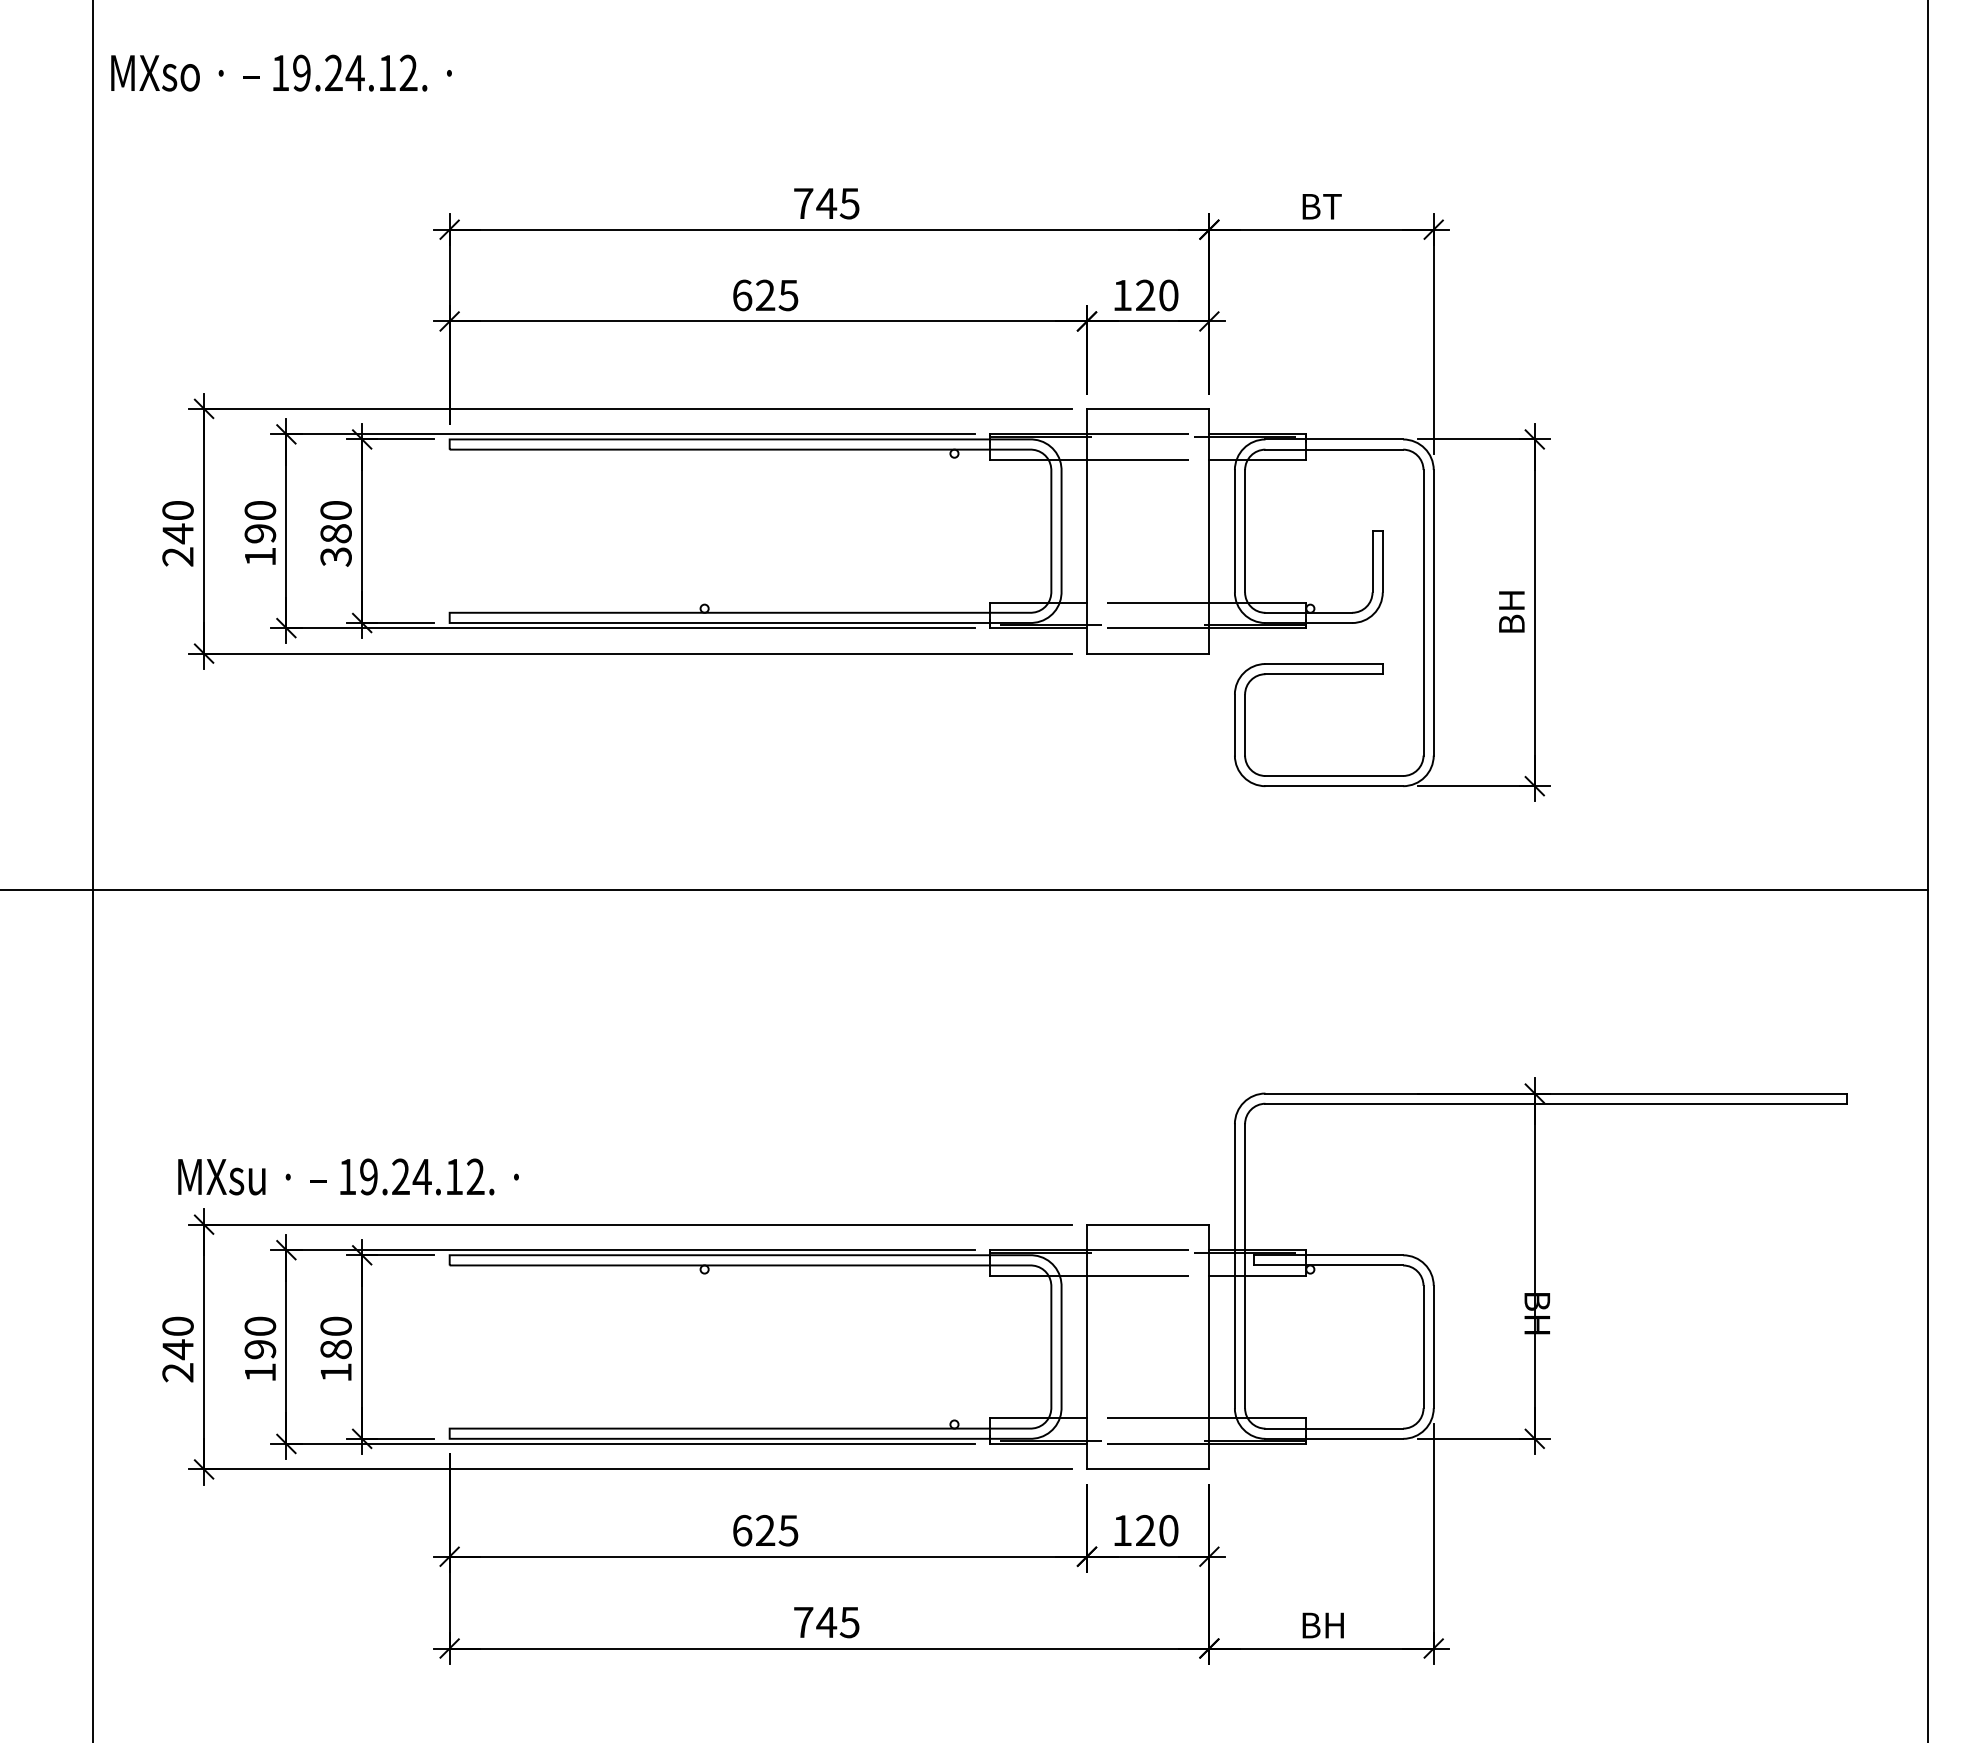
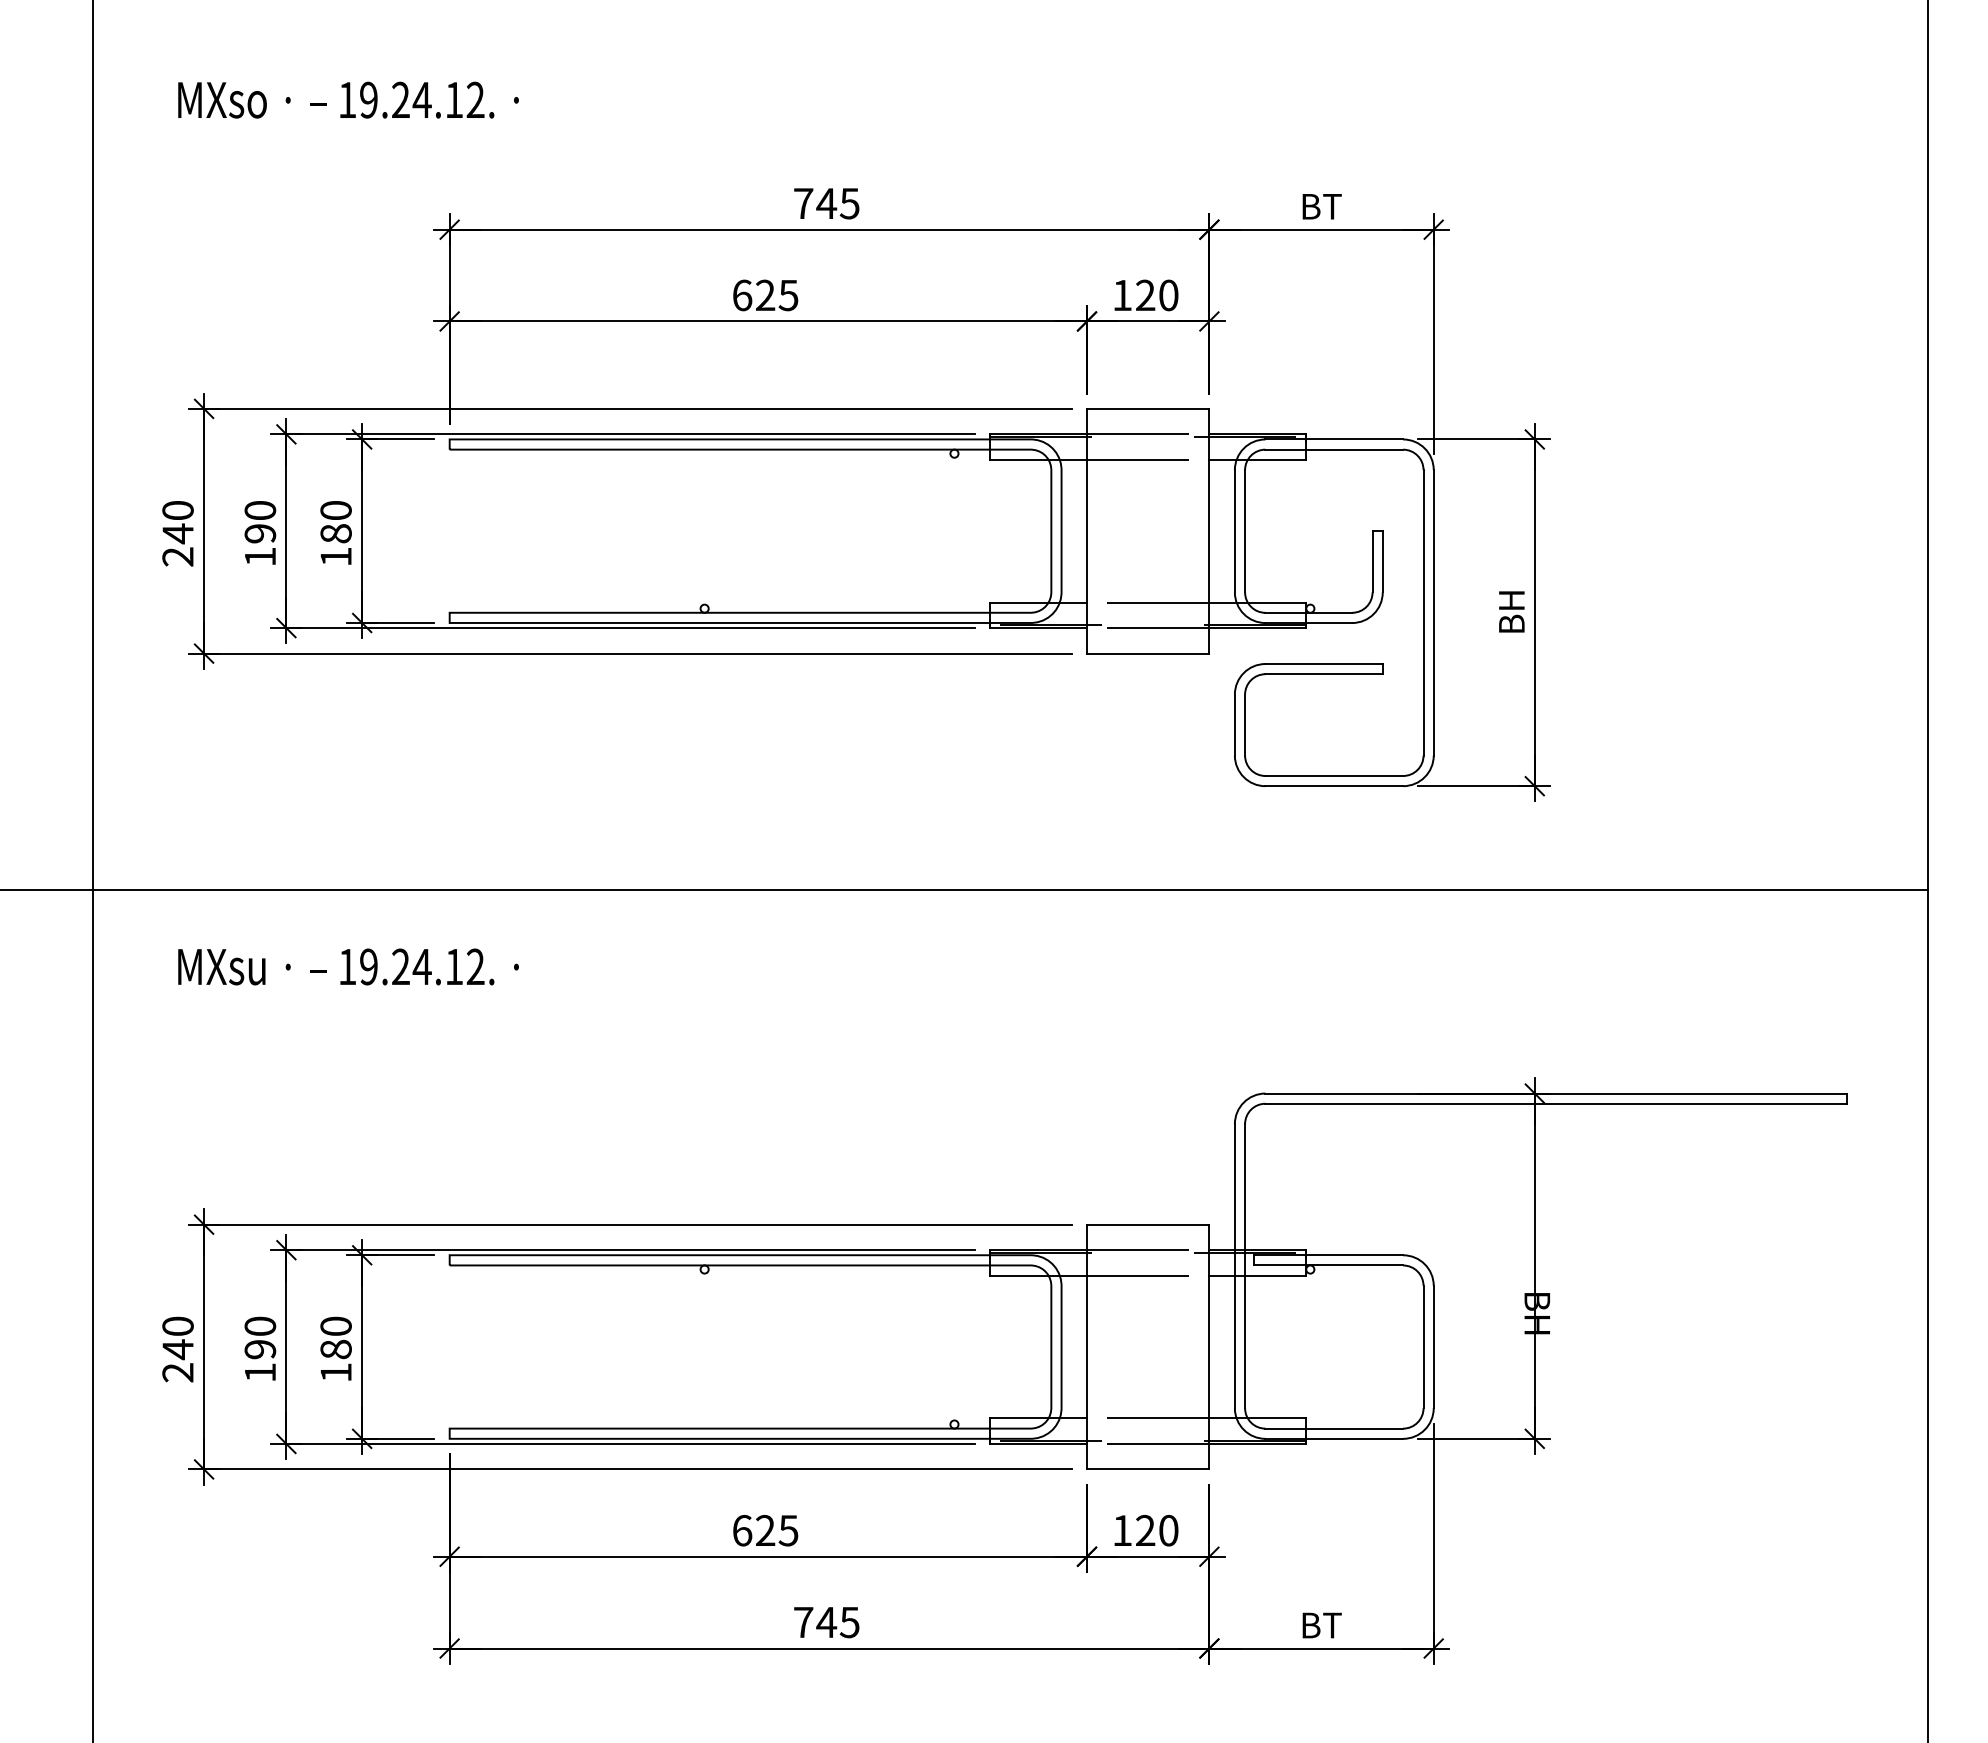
text position: (281, 72) -> (348, 99) (348, 99)
text: 380 -> 180 (335, 556)
text position: (348, 1176) -> (348, 966) (348, 966)
text: BH -> BT (1333, 1625)
